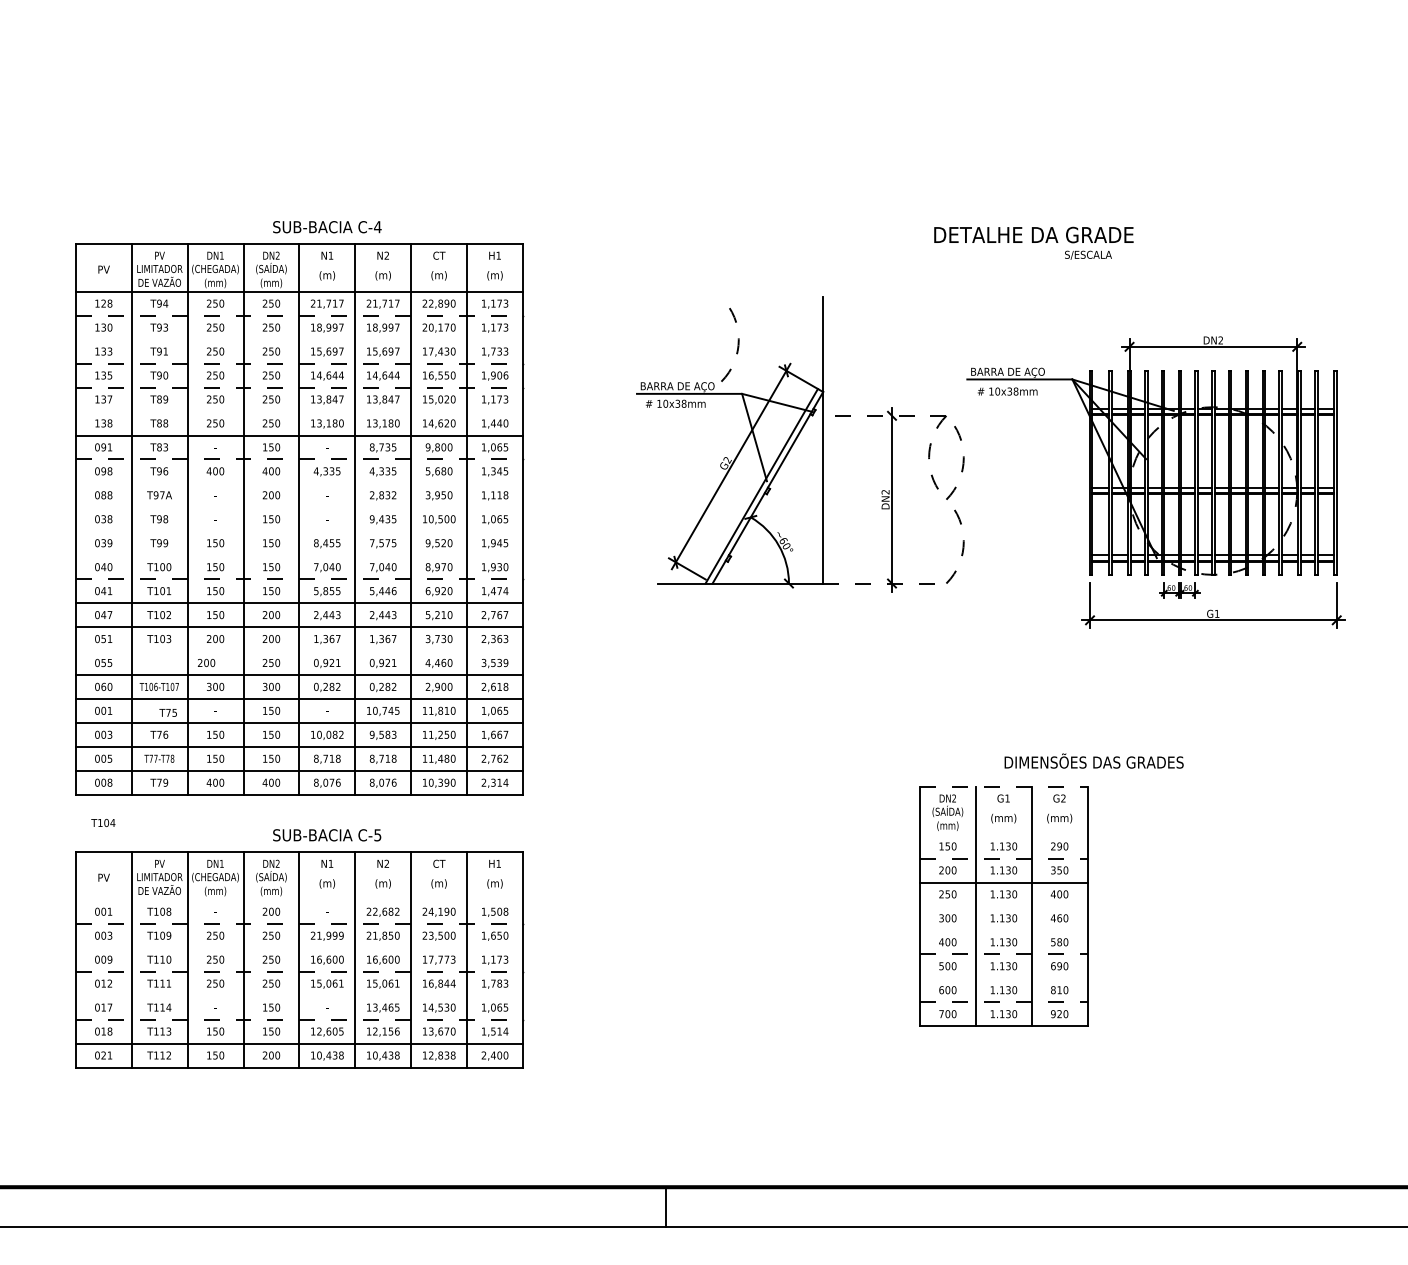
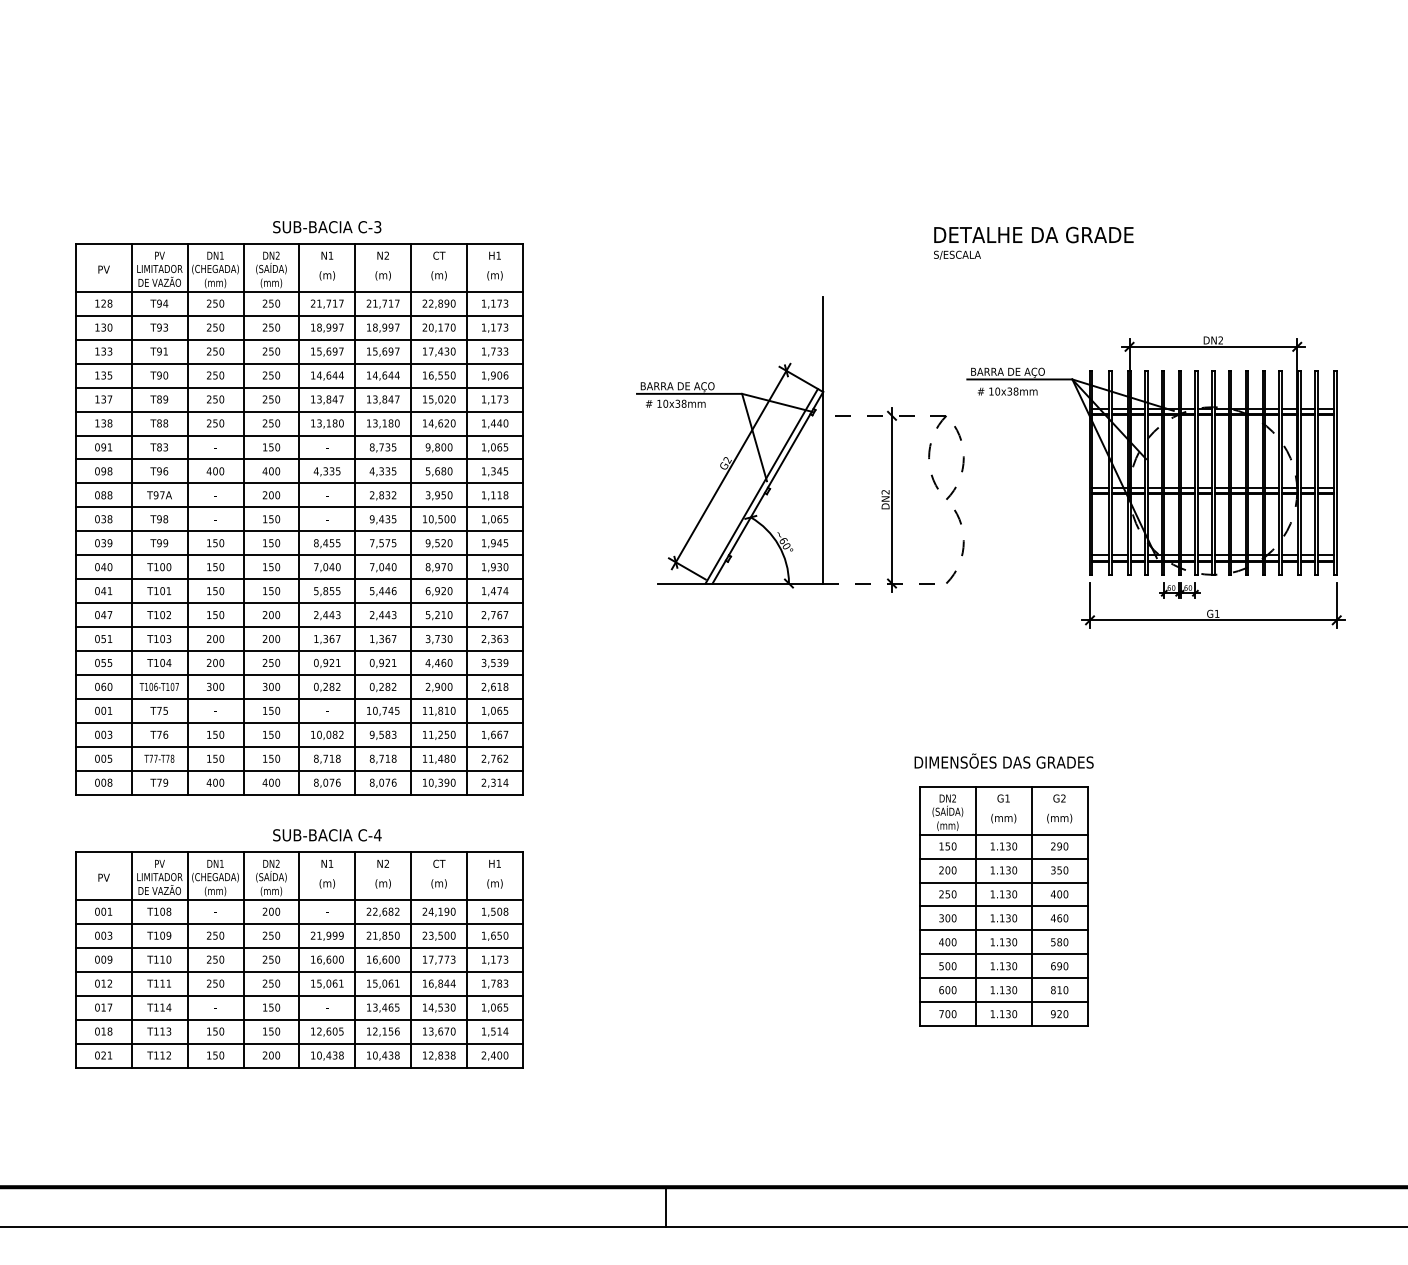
text: C-4 -> C-3 (377, 227)
text position: (1088, 254) -> (957, 254) (957, 254)
line: dashed -> solid (299, 315)
line: none -> present (298, 339)
arc: present -> none (737, 344)
line: dashed -> solid (299, 363)
line: dashed -> solid (299, 387)
line: none -> present (298, 411)
line: dashed -> solid (299, 459)
line: none -> present (298, 483)
line: none -> present (298, 507)
line: none -> present (298, 531)
line: none -> present (298, 555)
line: dashed -> solid (299, 579)
line: none -> present (298, 651)
text position: (206, 662) -> (215, 662) (215, 662)
text position: (167, 712) -> (158, 710) (158, 710)
text position: (1093, 760) -> (1003, 760) (1003, 760)
line: dashed -> solid (1003, 786)
text position: (103, 822) -> (159, 662) (159, 662)
line: none -> present (1003, 834)
text: C-5 -> C-4 (377, 835)
line: dashed -> solid (1003, 858)
line: none -> present (298, 899)
line: none -> present (1003, 906)
line: dashed -> solid (299, 923)
line: none -> present (1003, 930)
line: none -> present (298, 947)
line: dashed -> solid (1003, 954)
line: dashed -> solid (299, 971)
line: none -> present (1003, 978)
line: none -> present (298, 995)
line: dashed -> solid (1003, 1002)
line: dashed -> solid (299, 1019)
